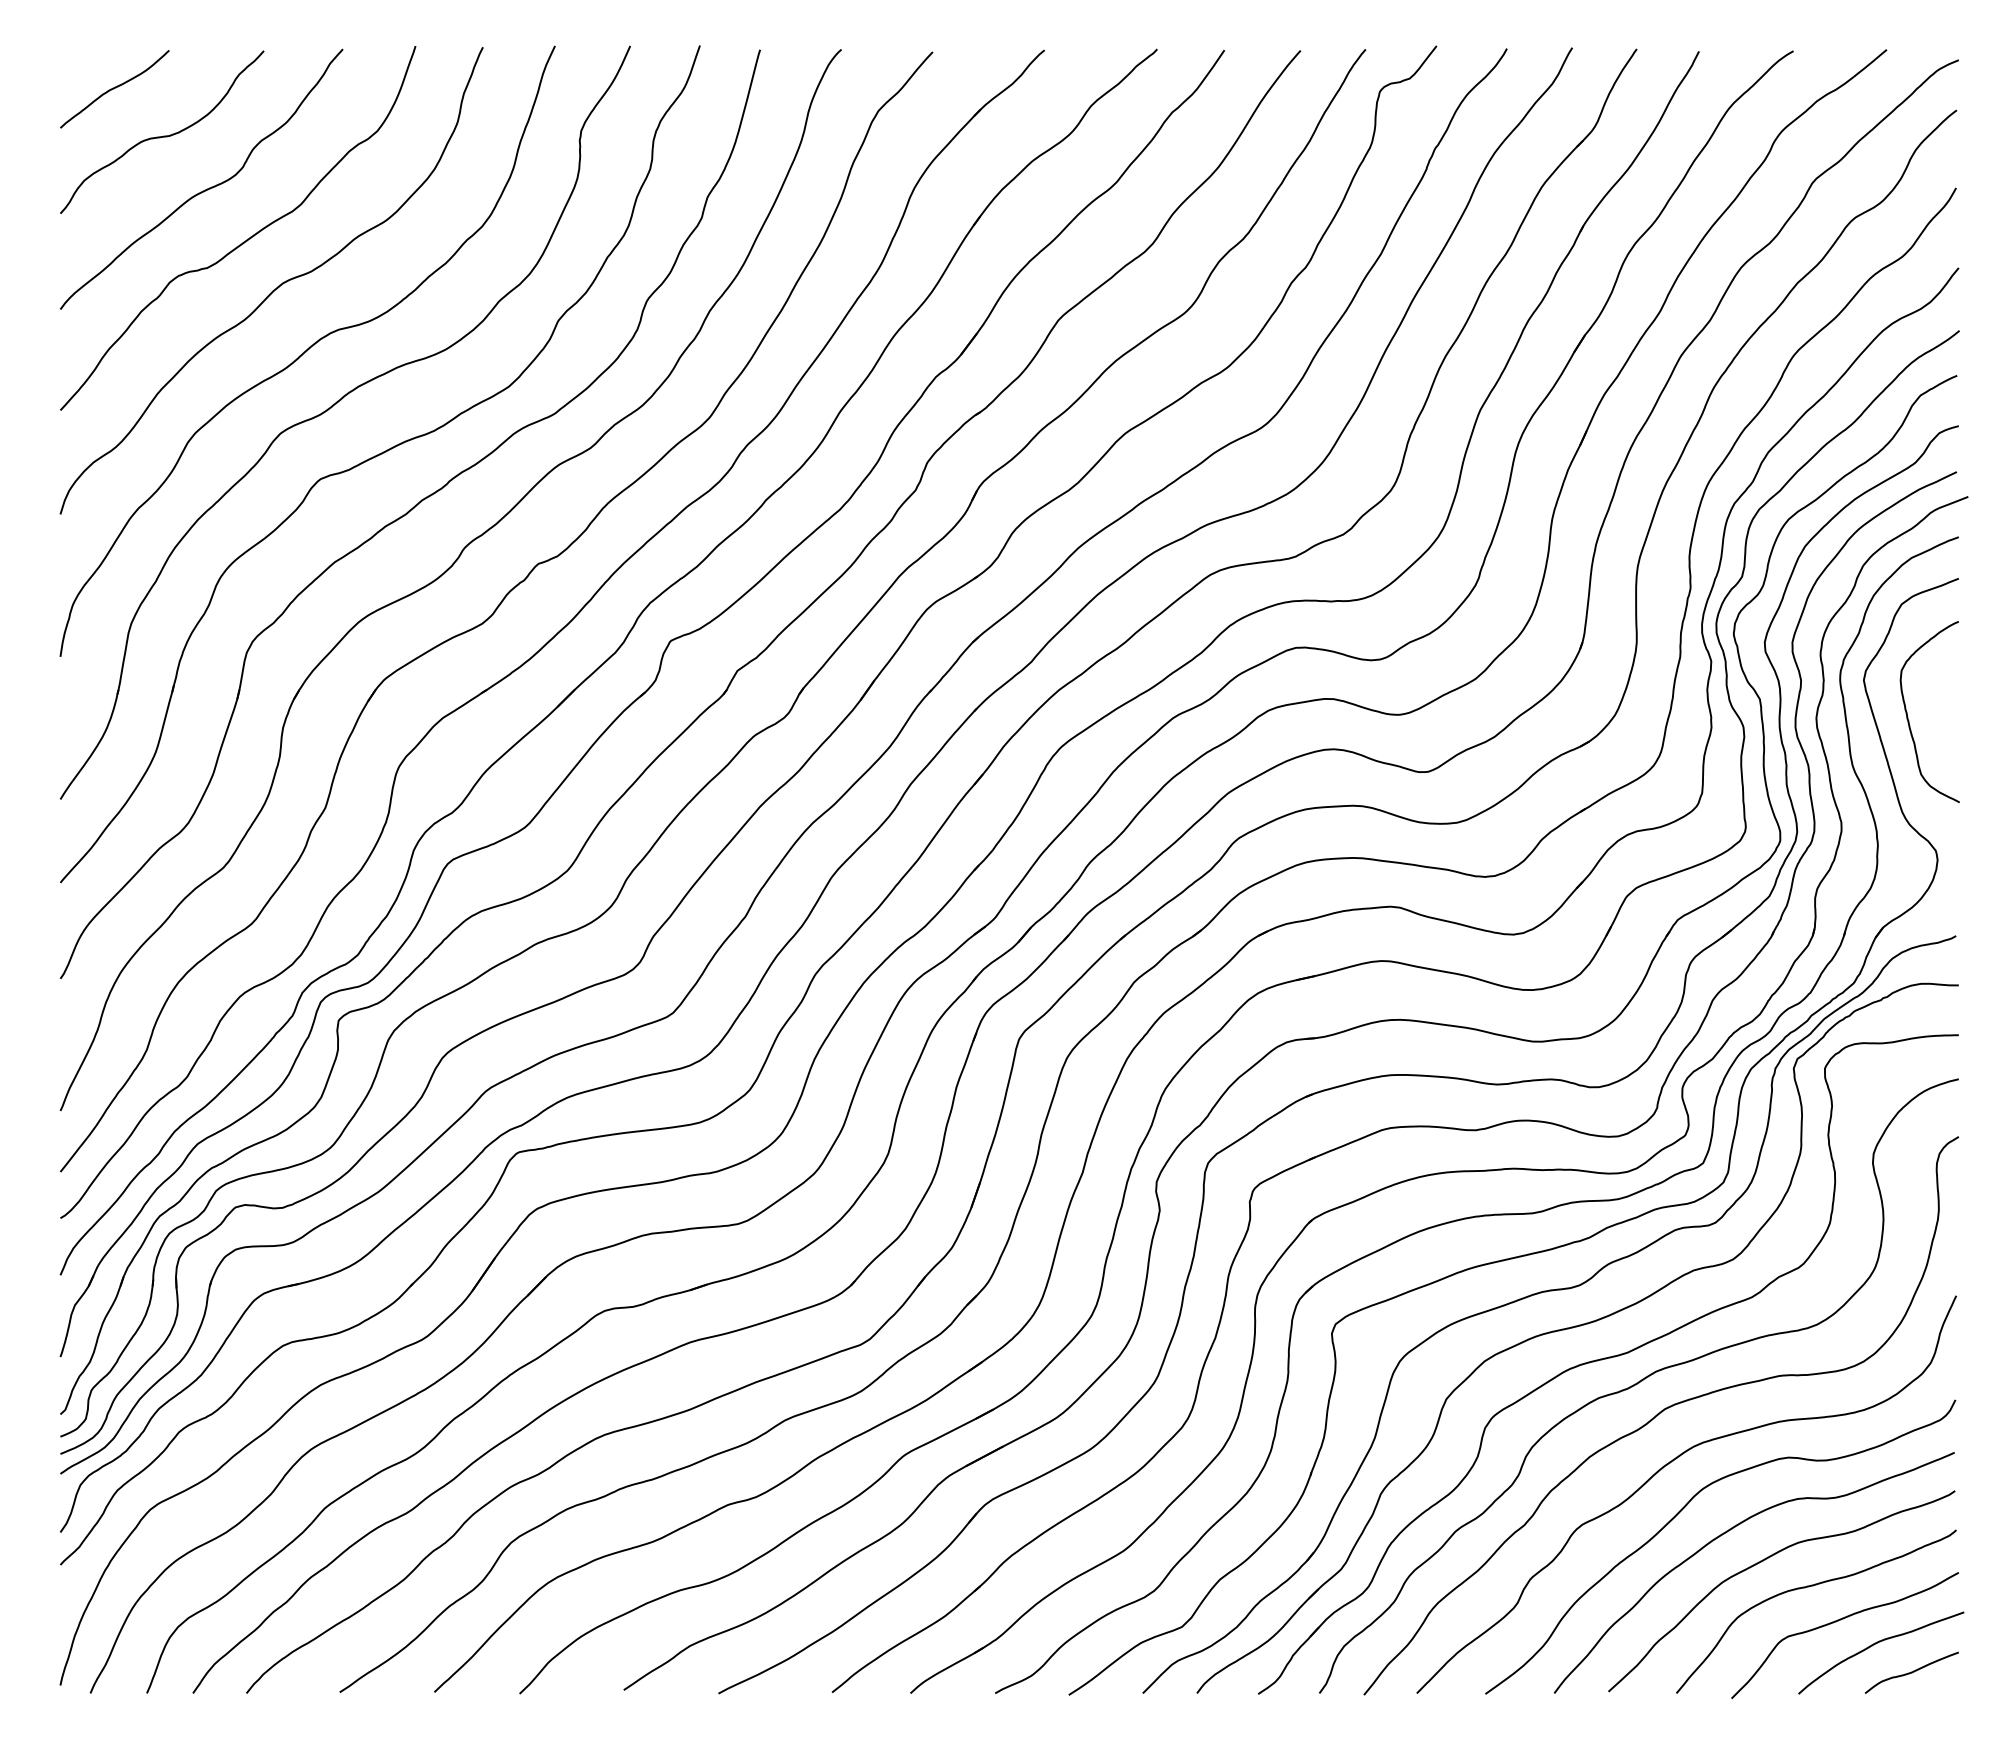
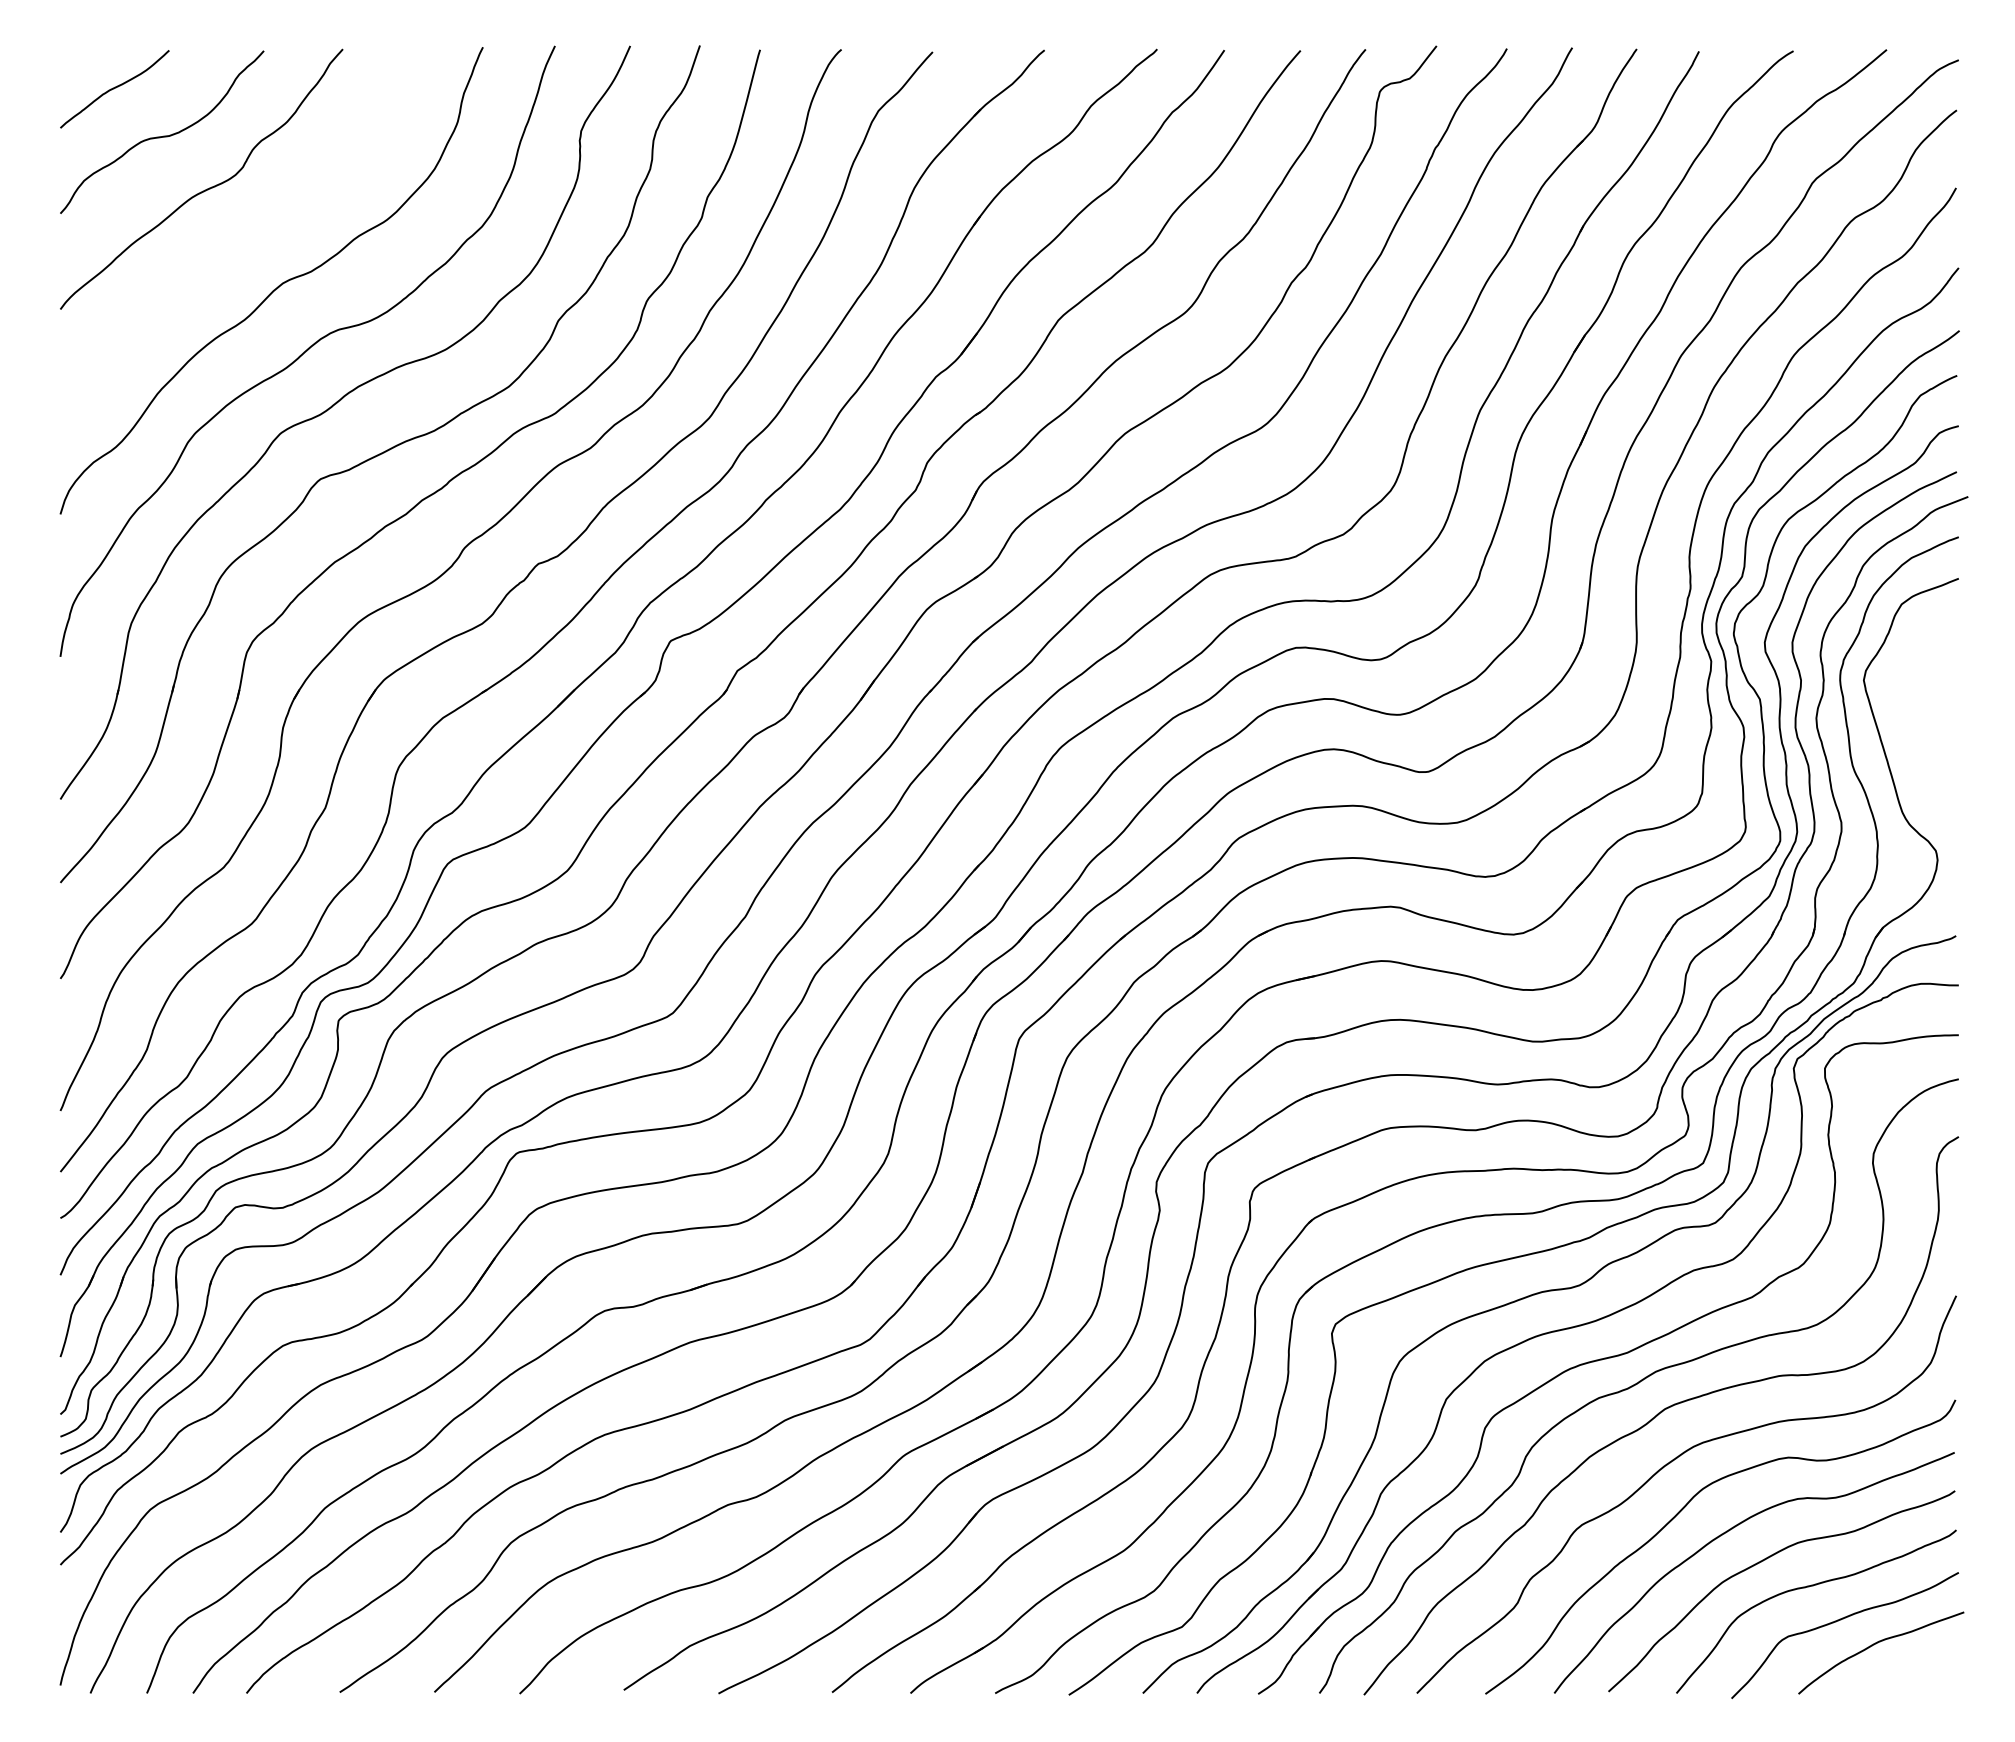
curve: present -> none (247, 238)
curve: present -> none (1909, 720)
curve: present -> none (1911, 1672)
